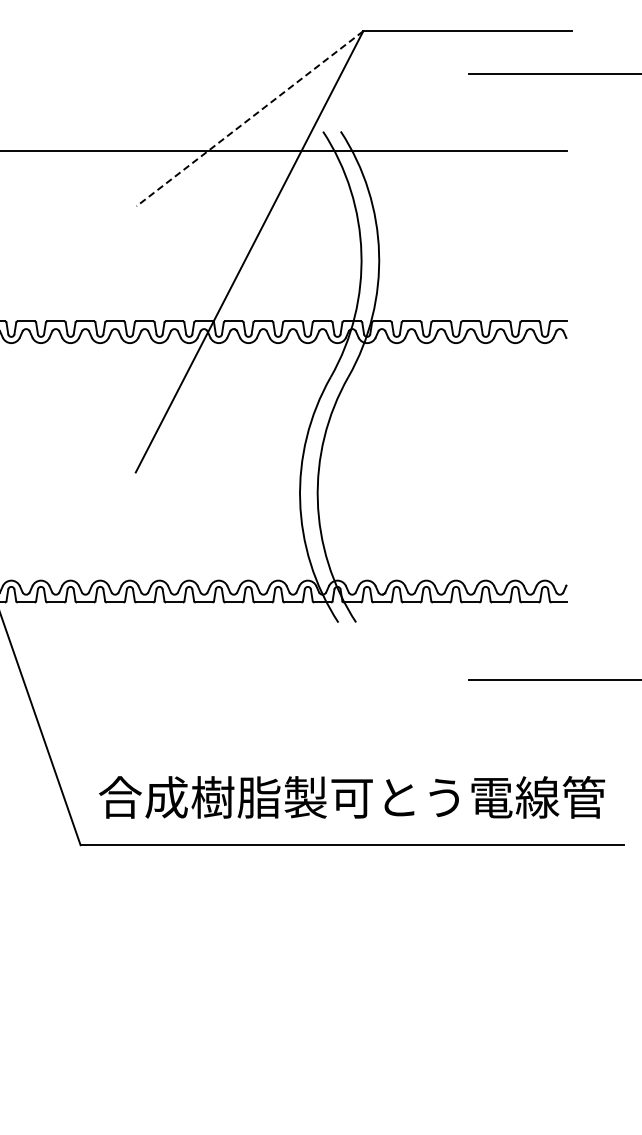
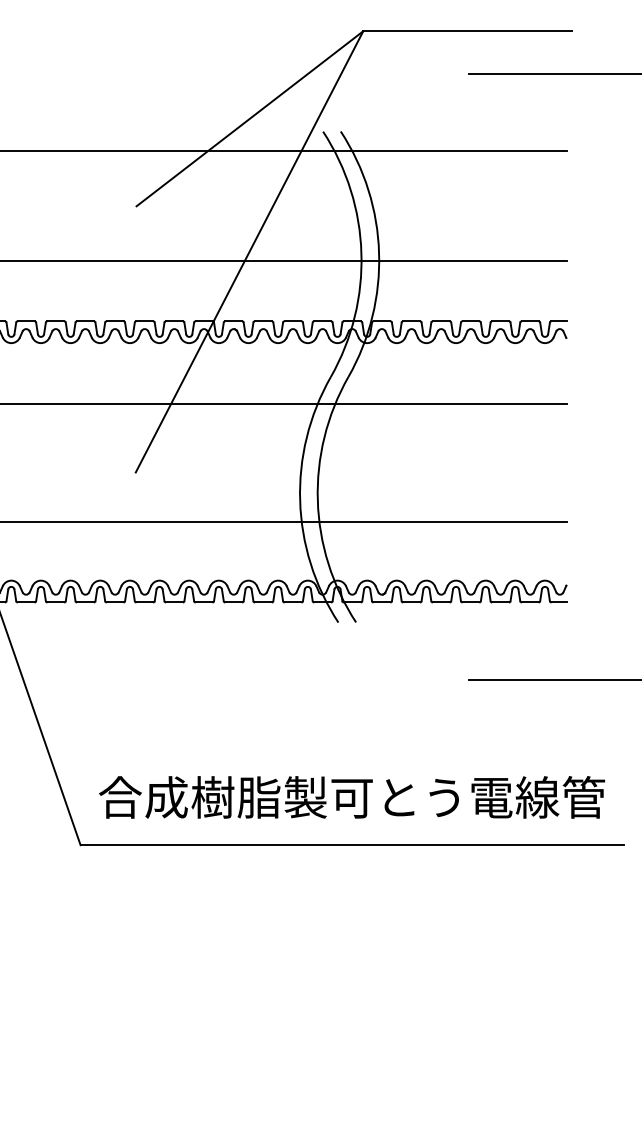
line: dashed -> solid (249, 119)
line: none -> present (284, 260)
line: none -> present (284, 404)
line: none -> present (284, 521)
